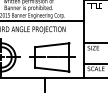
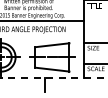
line: solid -> dashed (54, 77)
